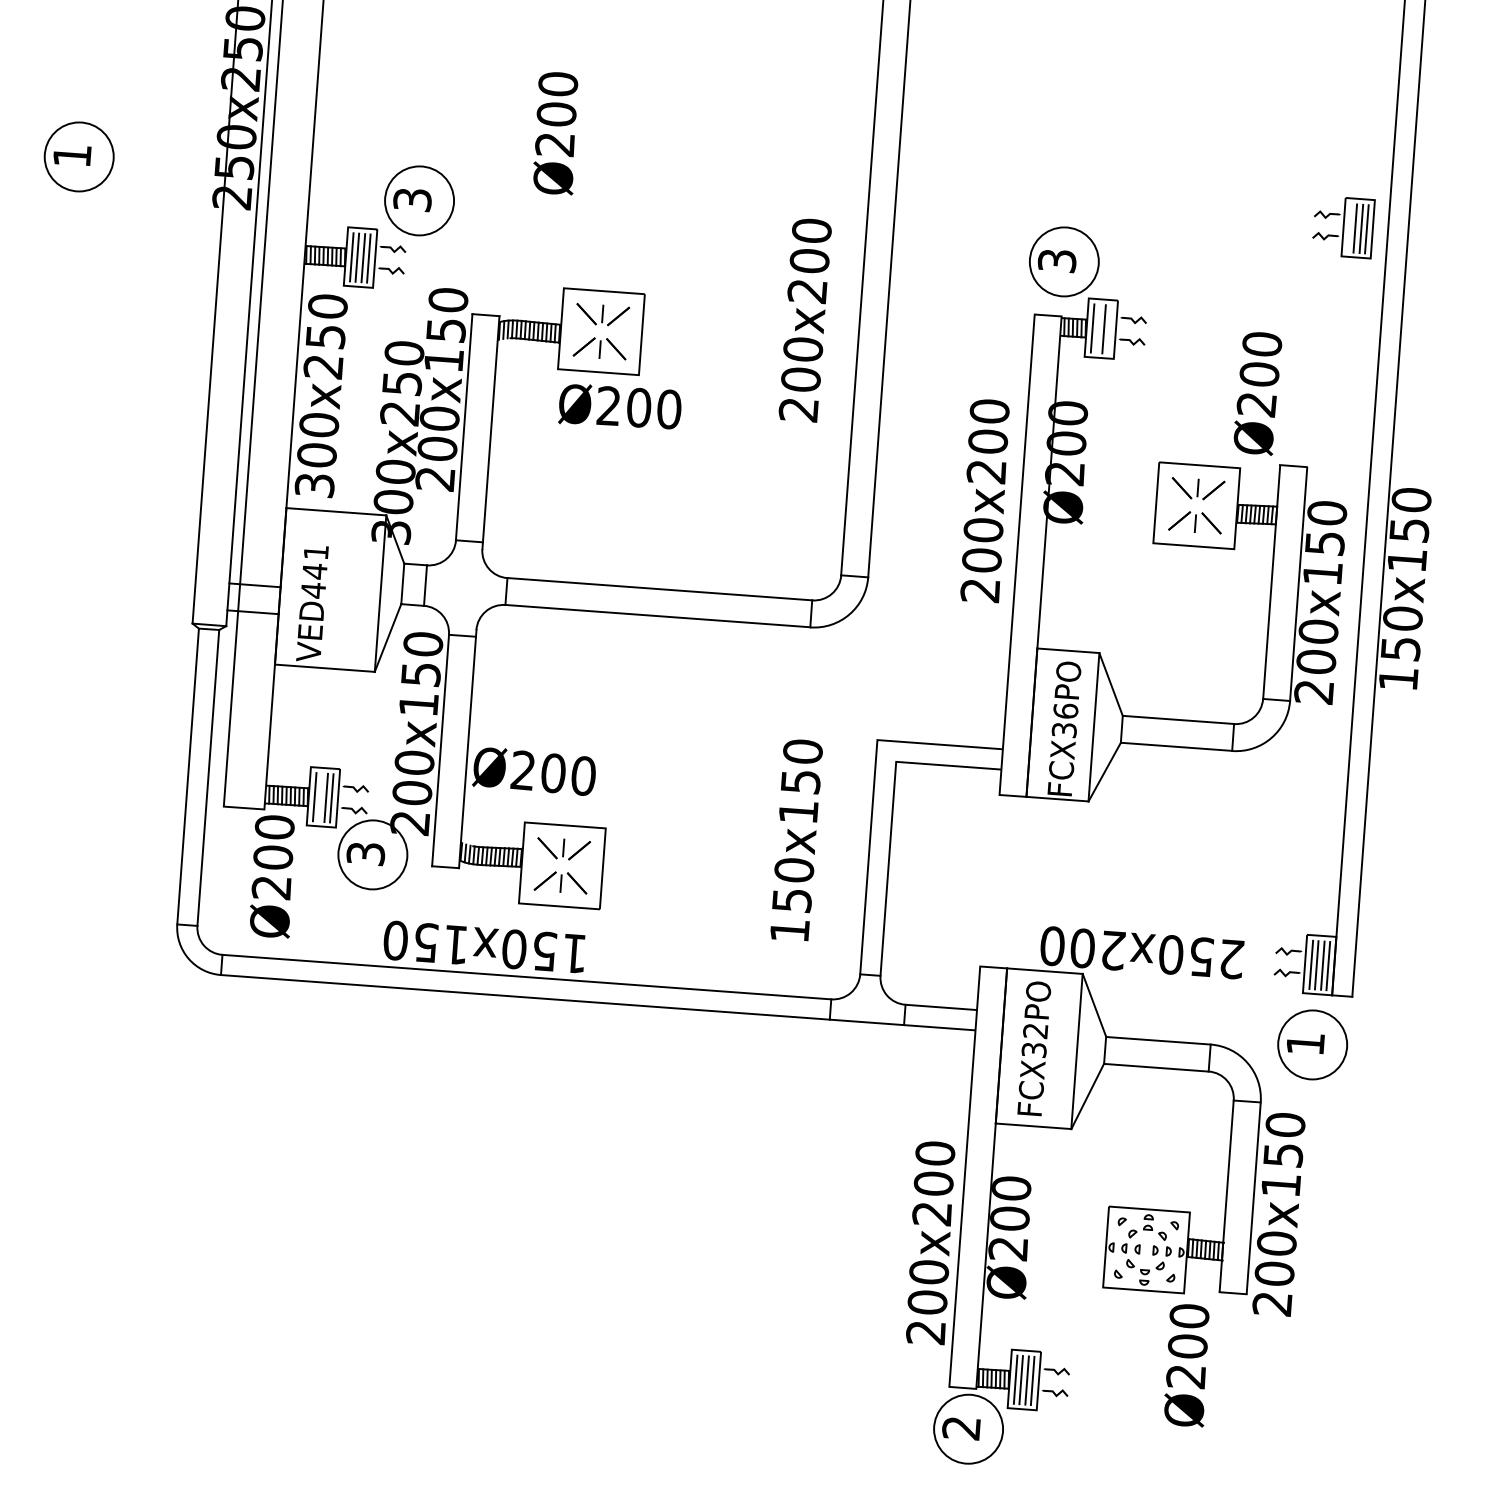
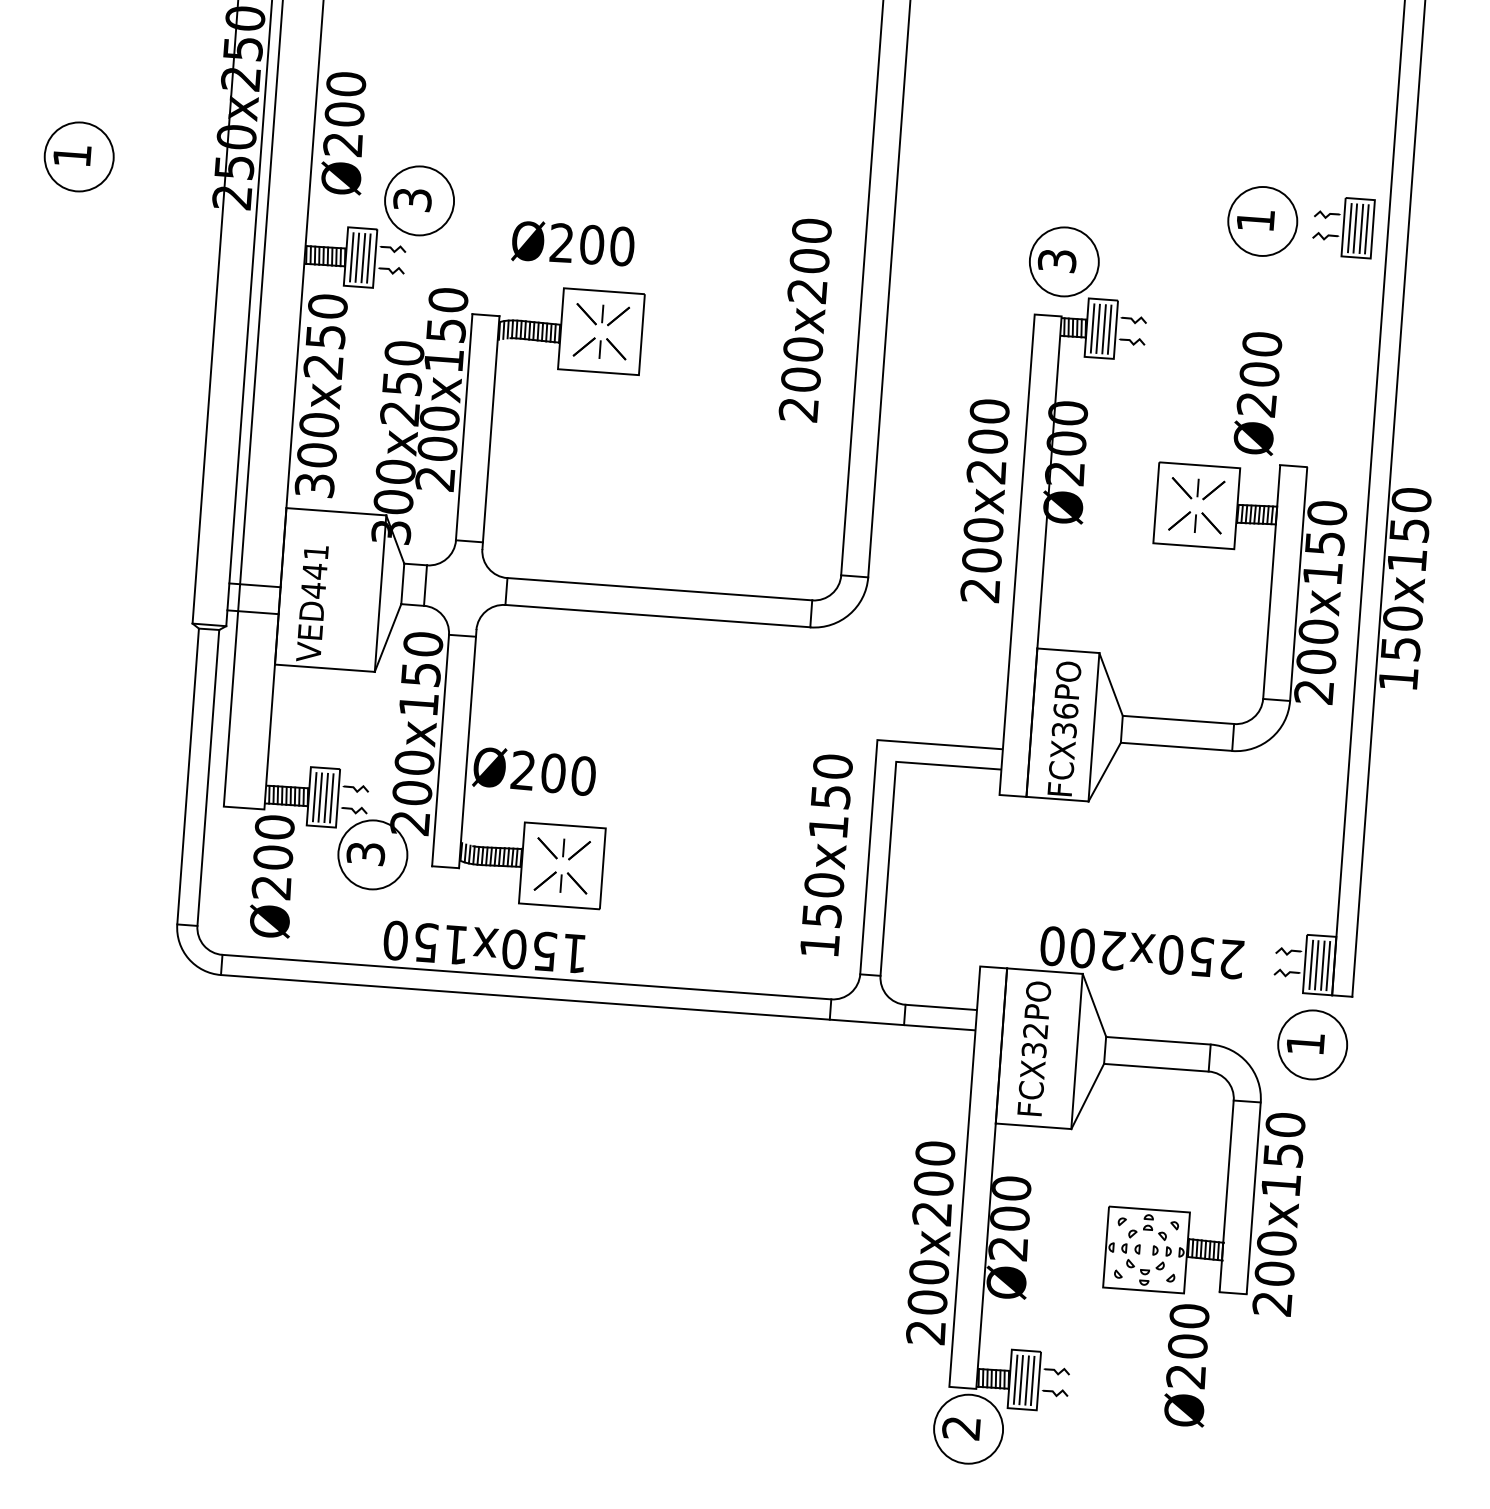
text position: (555, 133) -> (343, 133) (343, 133)
part: none -> present (1262, 221)
line: none -> present (1349, 228)
line: none -> present (1097, 328)
line: none -> present (1109, 329)
text position: (619, 406) -> (572, 243) (572, 243)
line: none -> present (320, 797)
text position: (796, 840) -> (826, 855) (826, 855)
